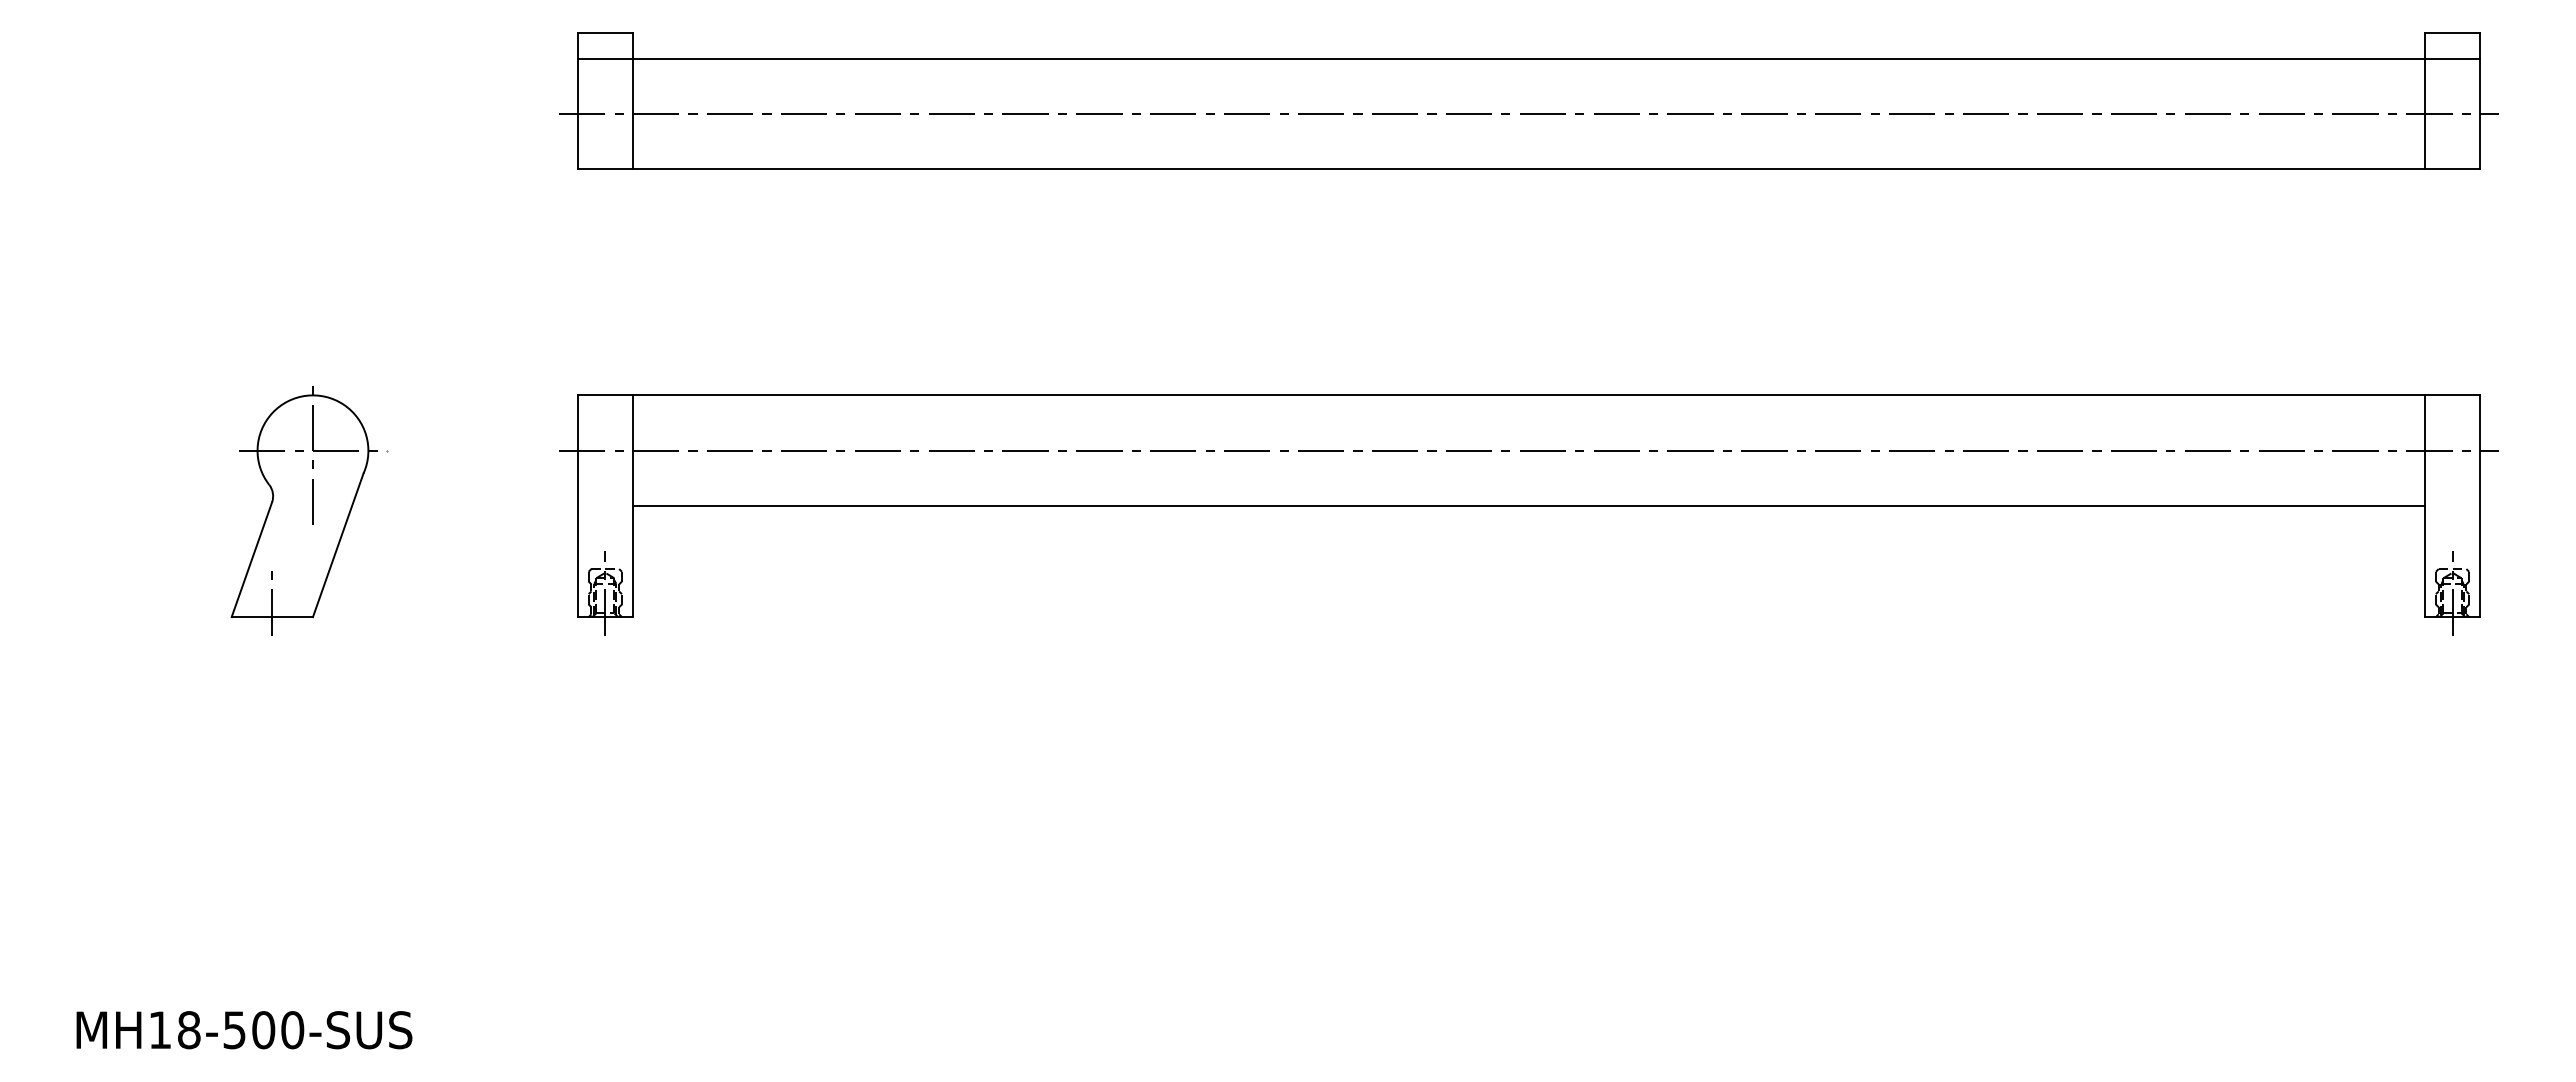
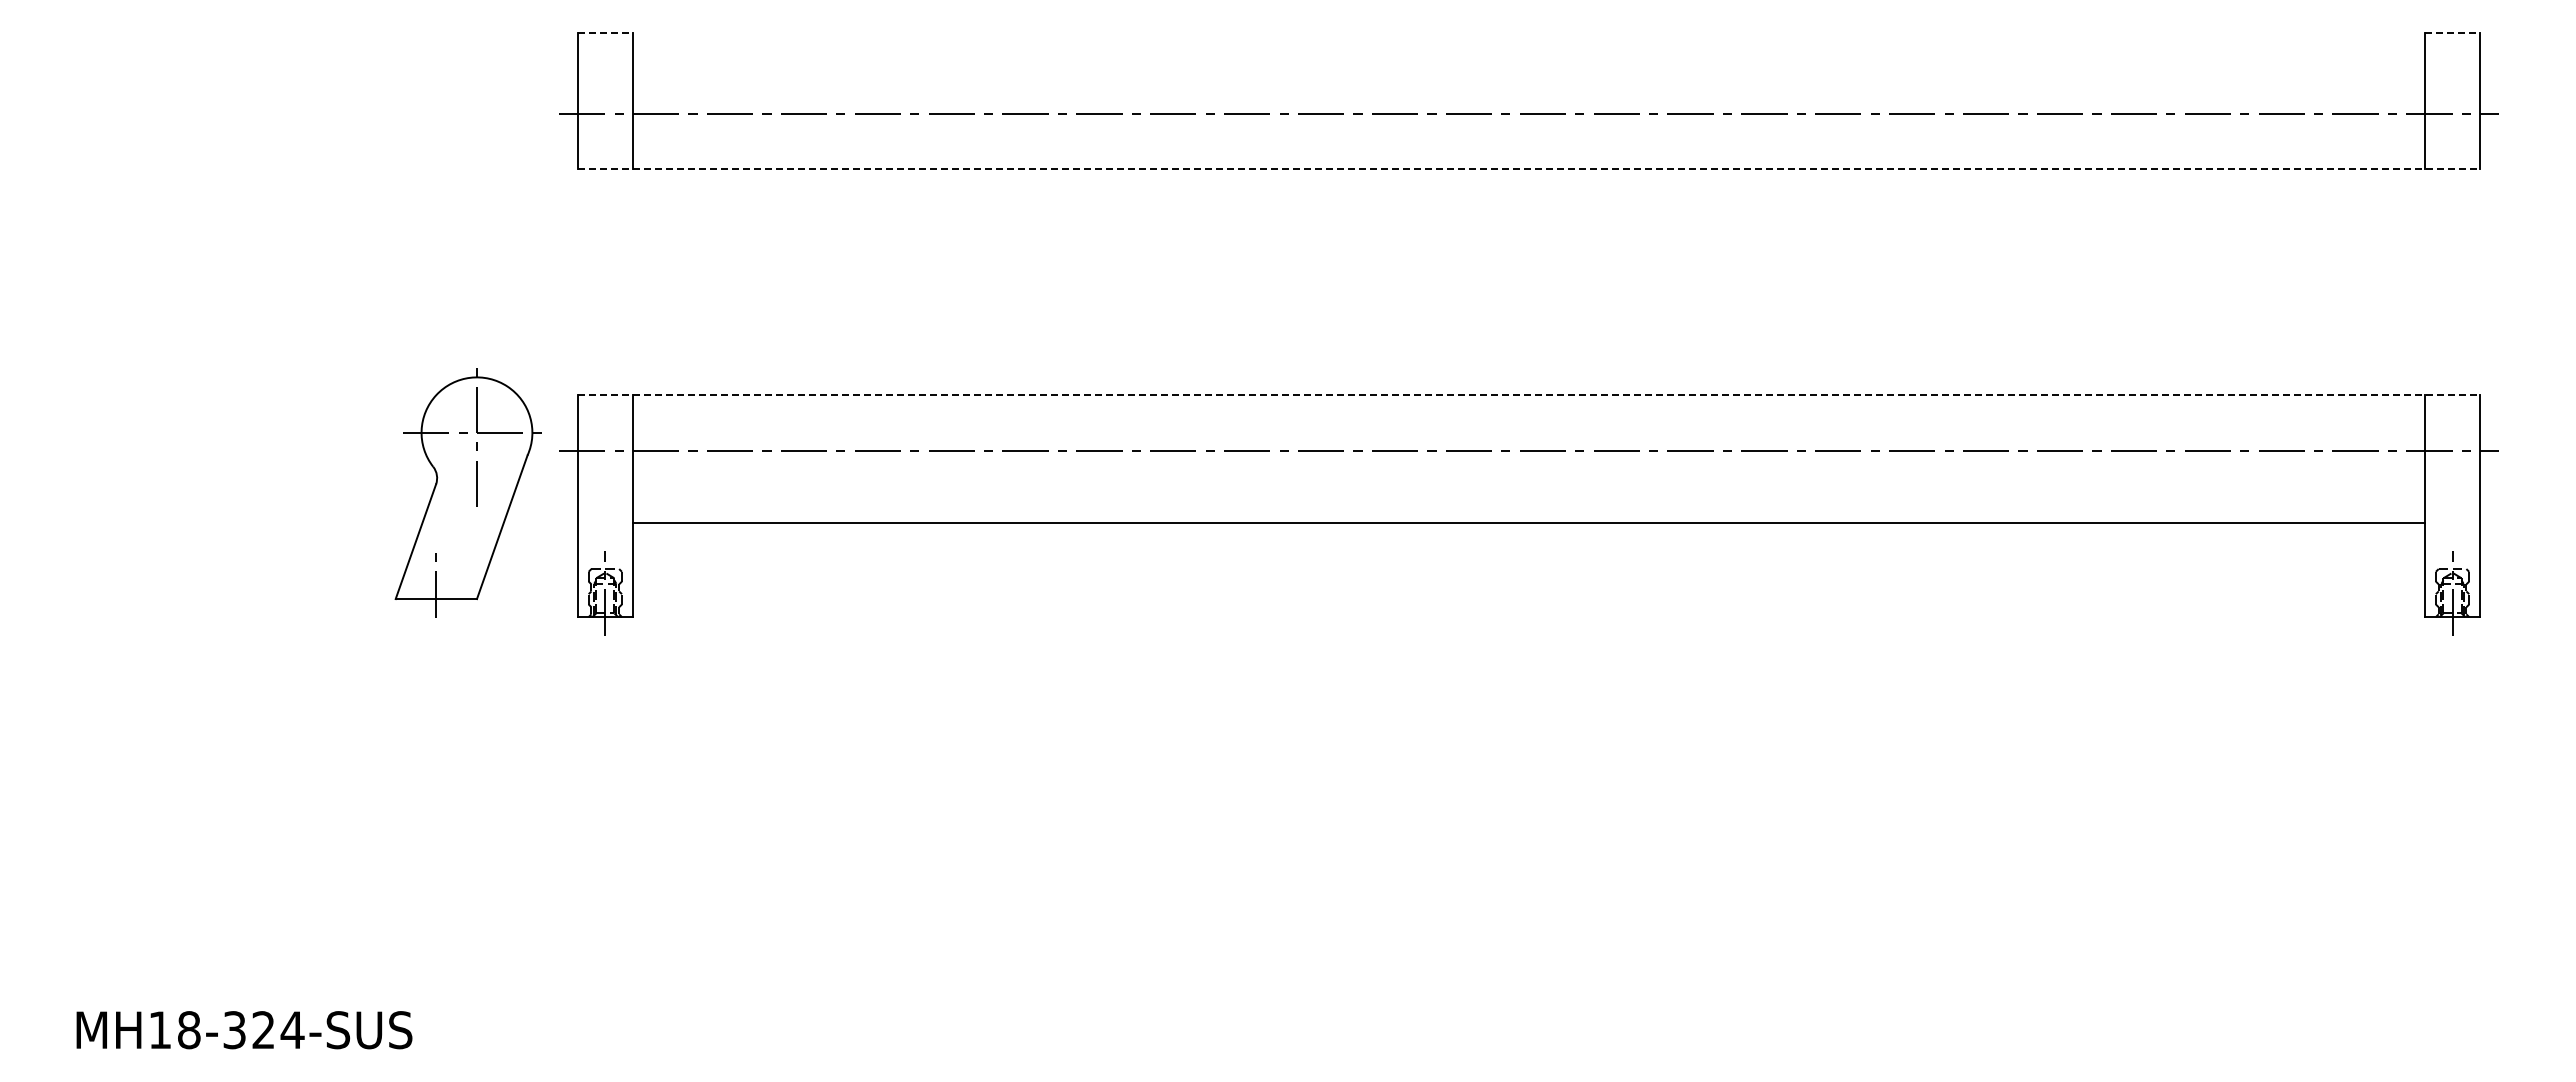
line: solid -> dashed (605, 32)
line: solid -> dashed (2452, 32)
line: present -> none (1528, 58)
line: solid -> dashed (1529, 169)
line: solid -> dashed (1529, 395)
line position: (1528, 506) -> (1528, 523) (1528, 523)
part position: (309, 510) -> (473, 492) (473, 492)
text: MH18-500-SUS -> MH18-324-SUS (264, 1030)
